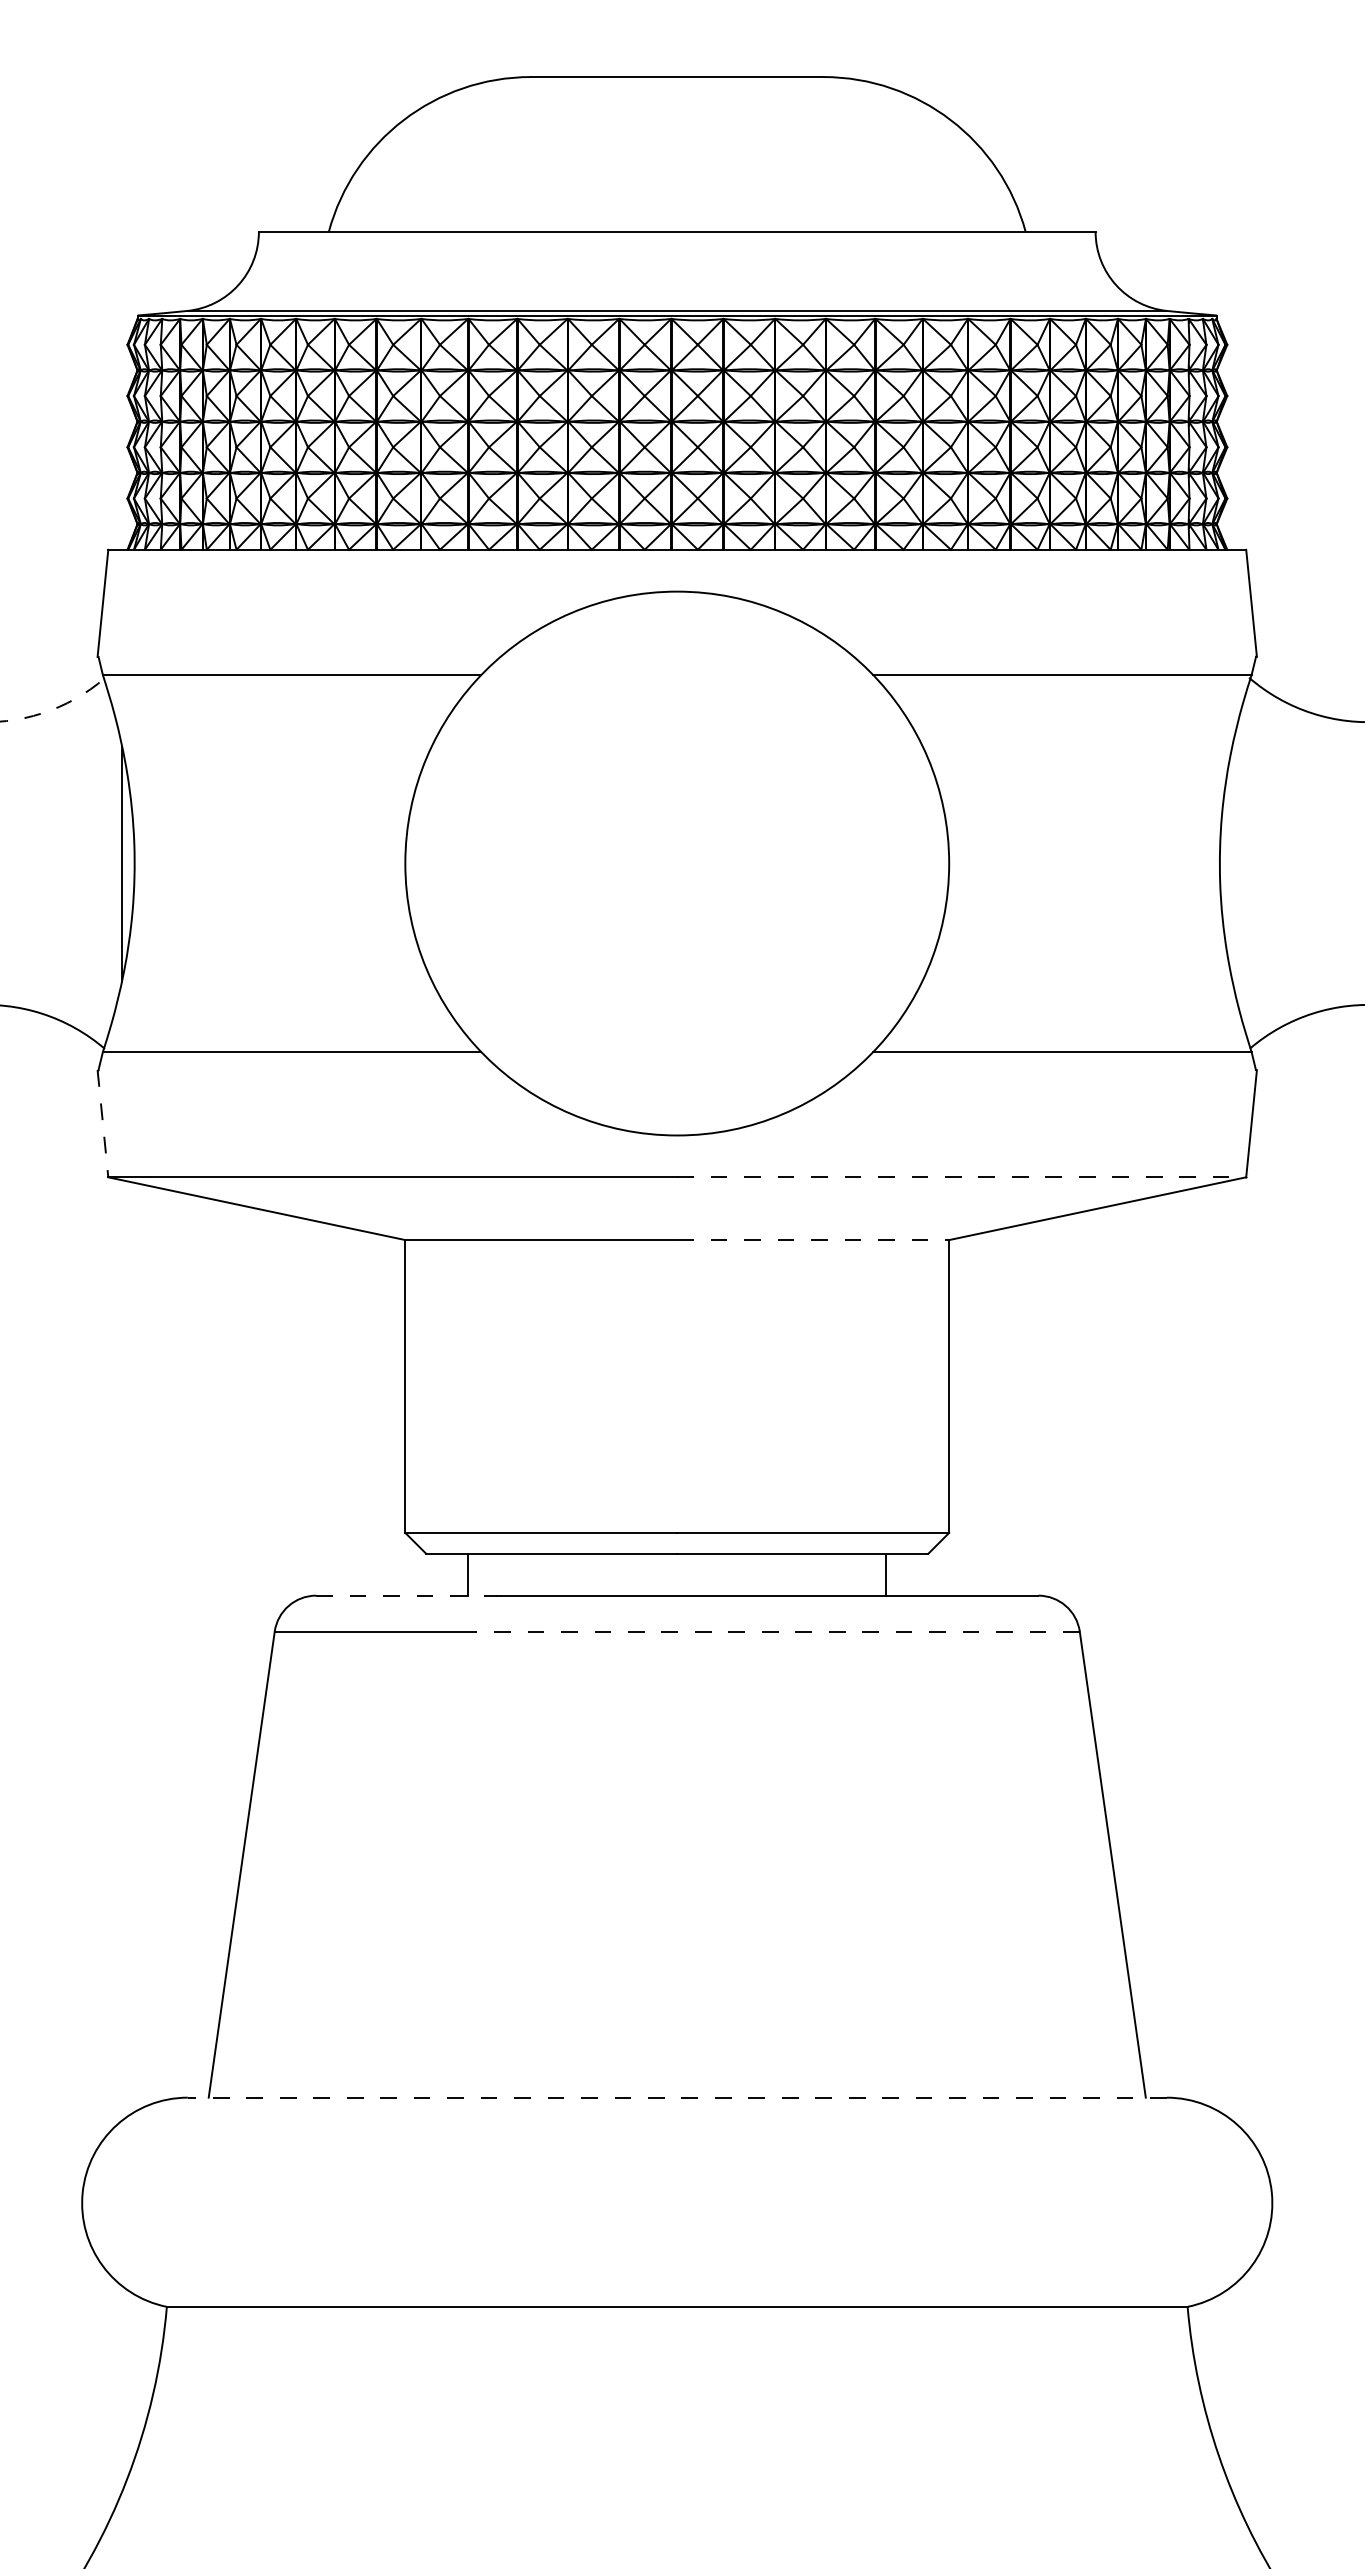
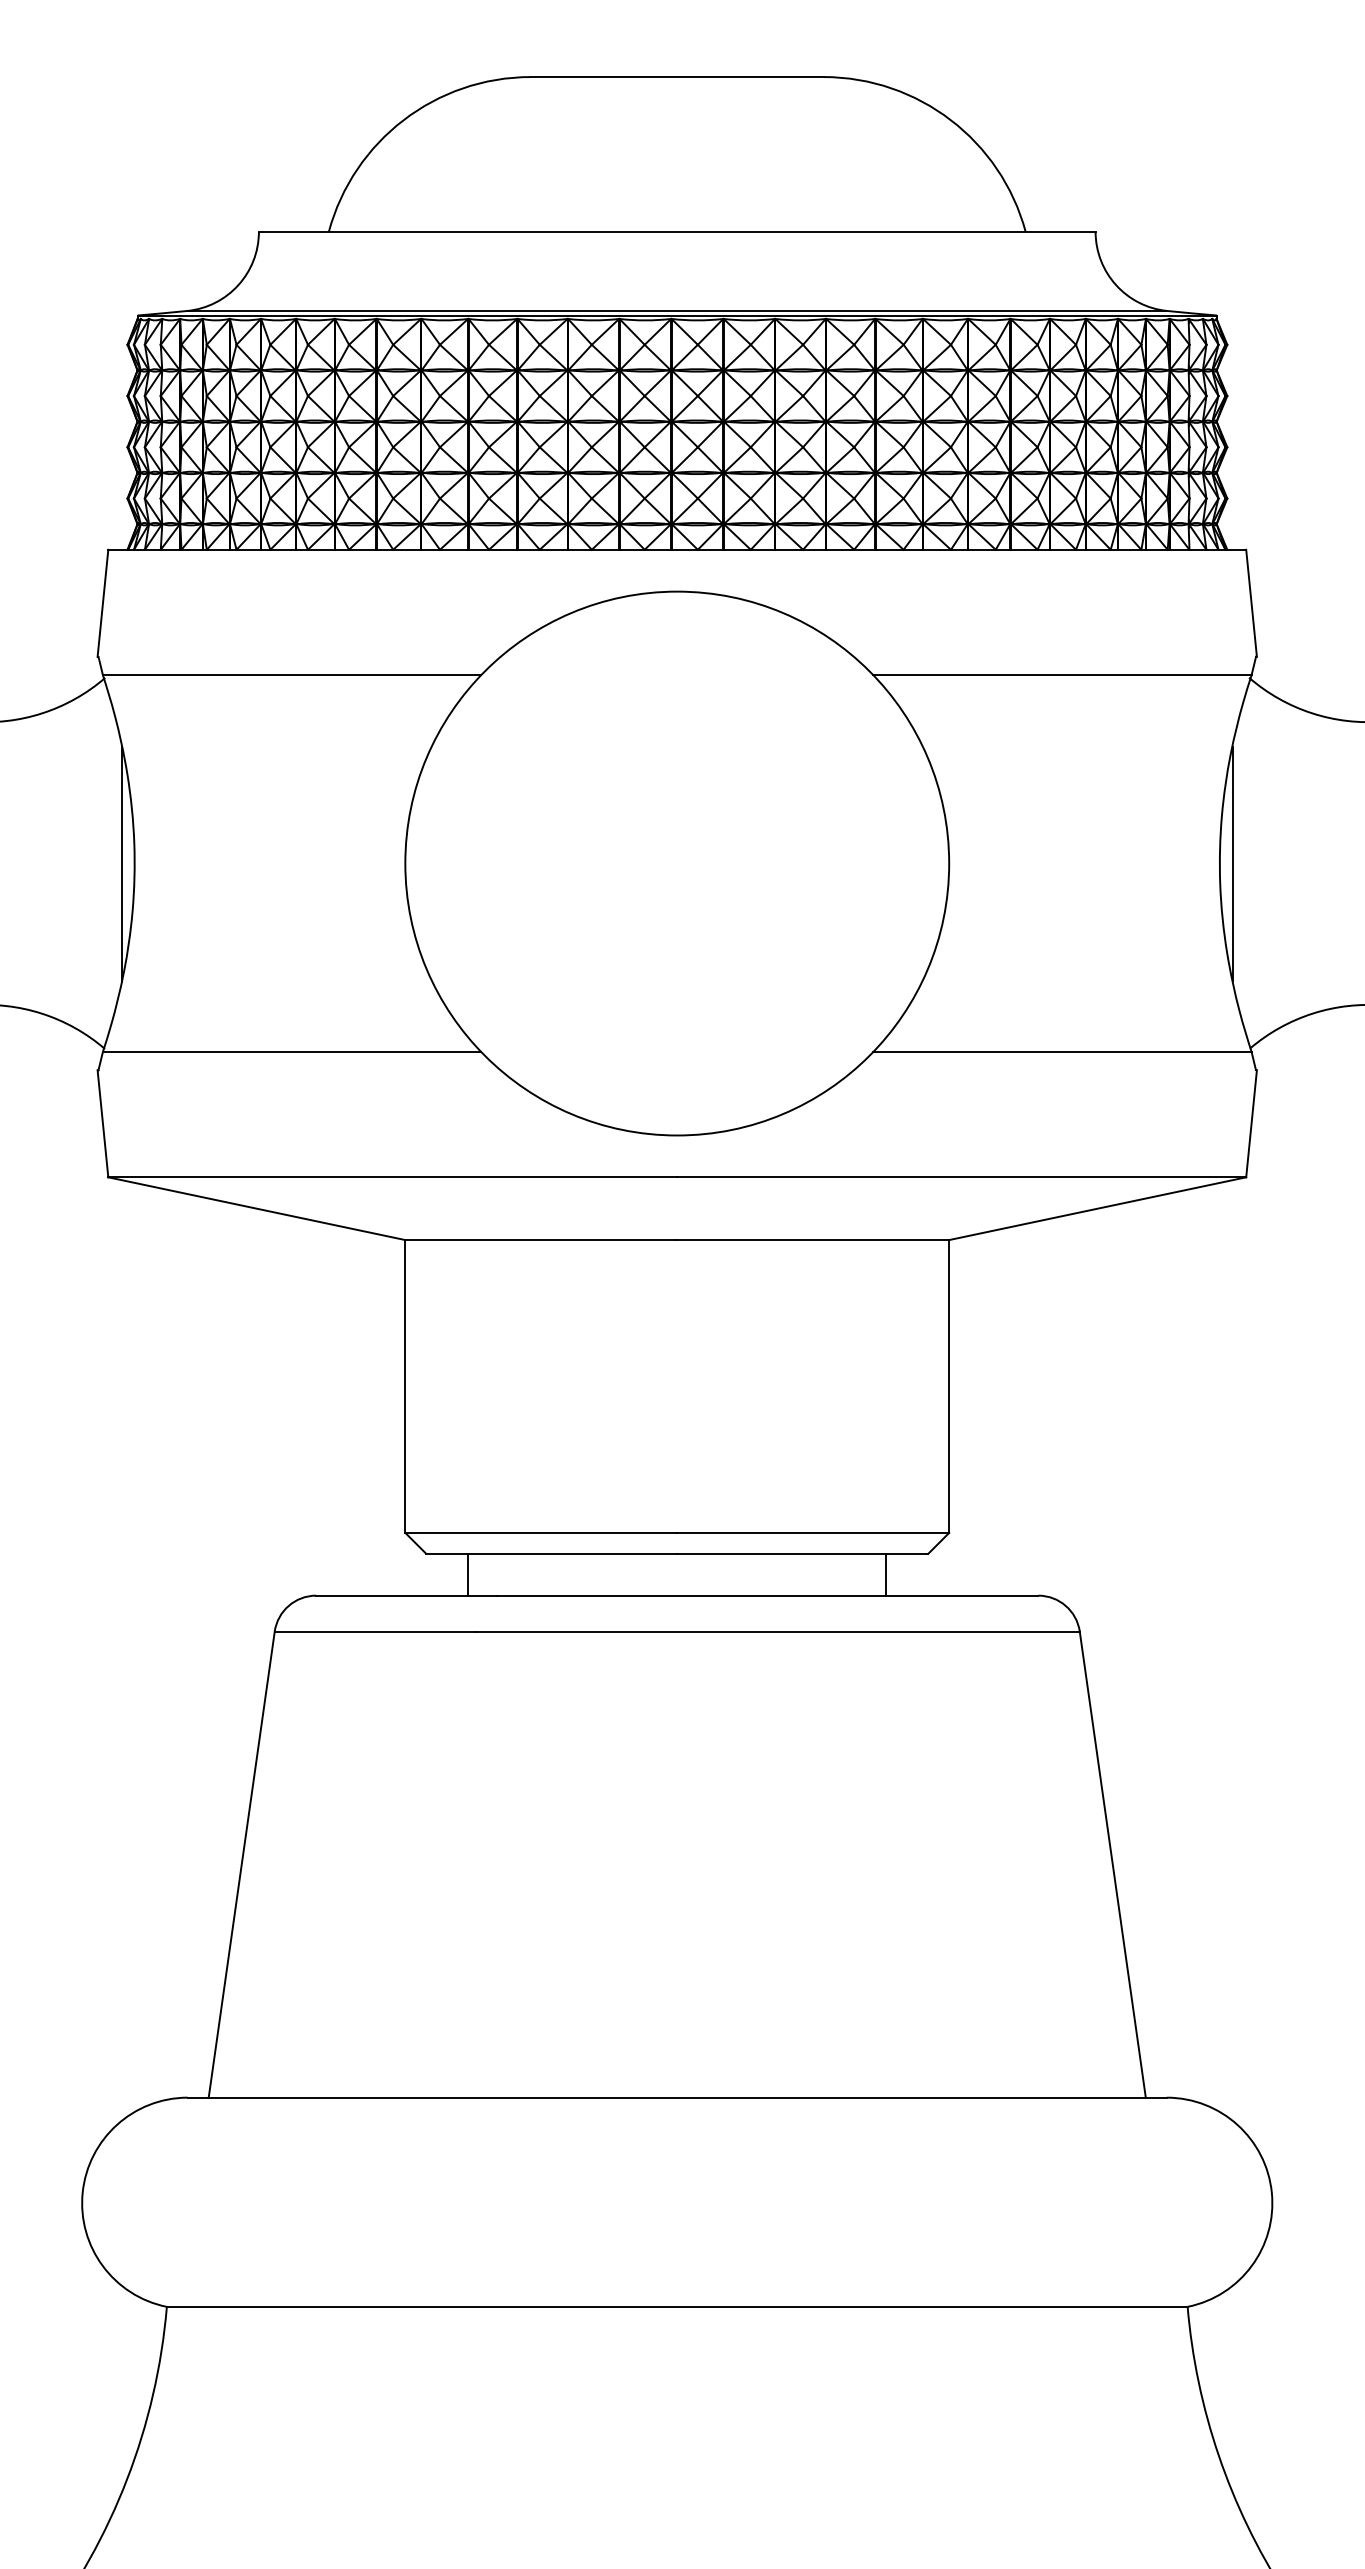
arc: dashed -> solid (56, 708)
line: none -> present (1232, 864)
line: dashed -> solid (102, 1123)
line: dashed -> solid (962, 1177)
line: dashed -> solid (813, 1240)
line: dashed -> solid (406, 1595)
line: dashed -> solid (777, 1631)
line: dashed -> solid (676, 2097)
